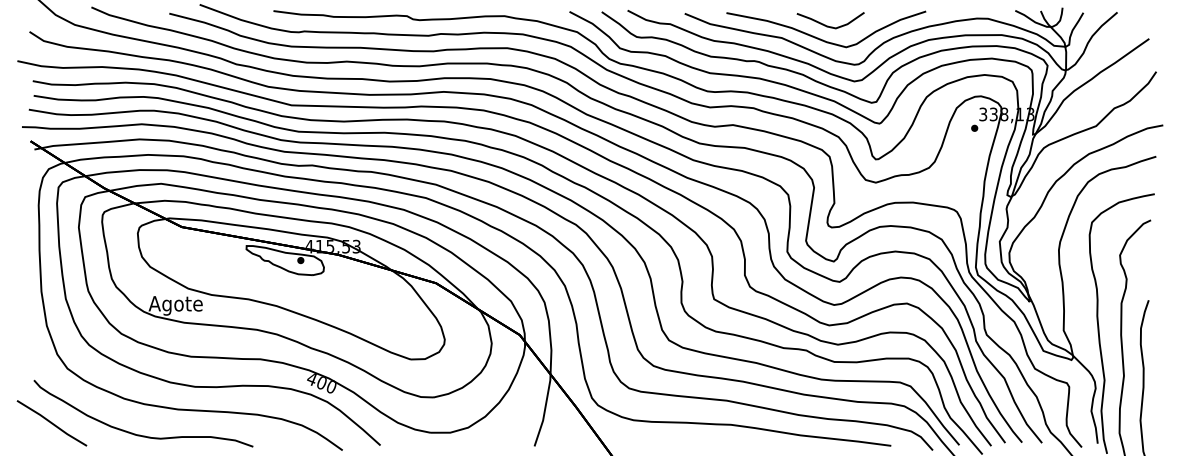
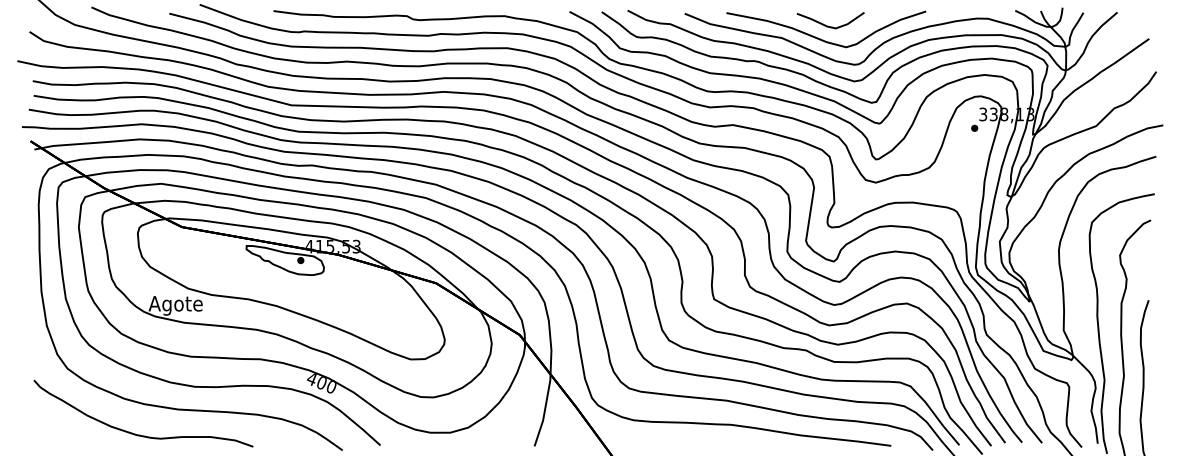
line: present -> none (51, 423)
